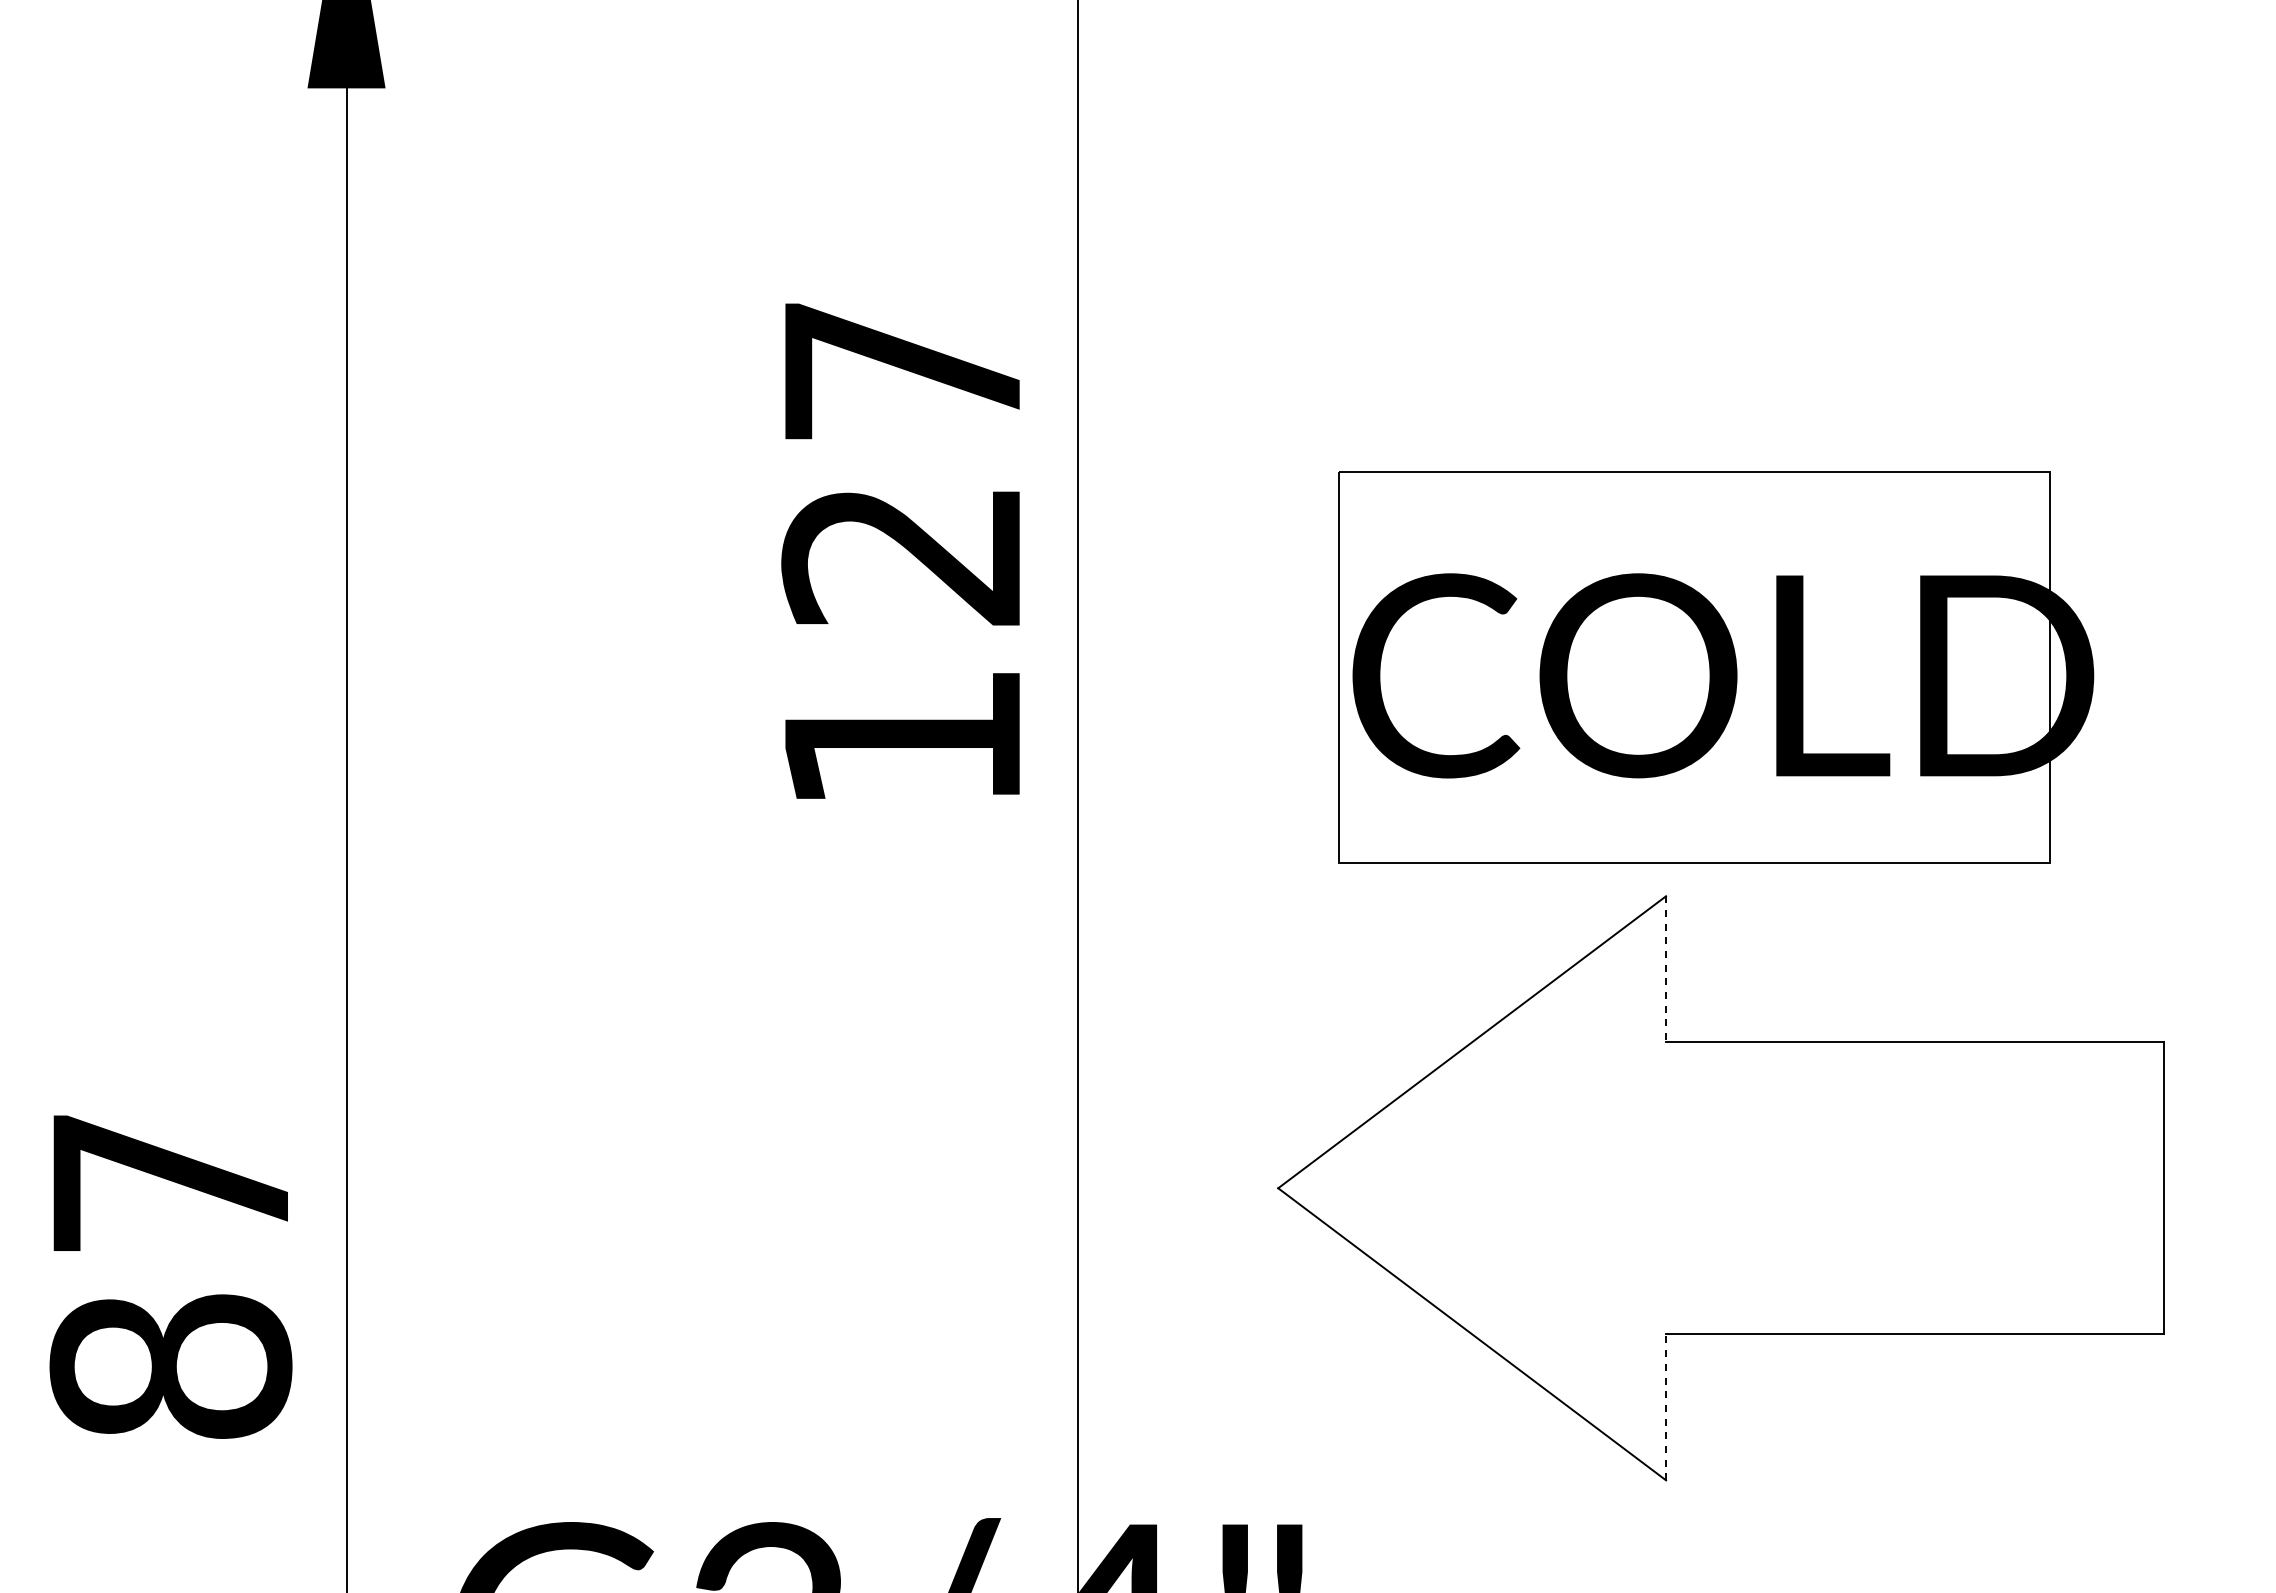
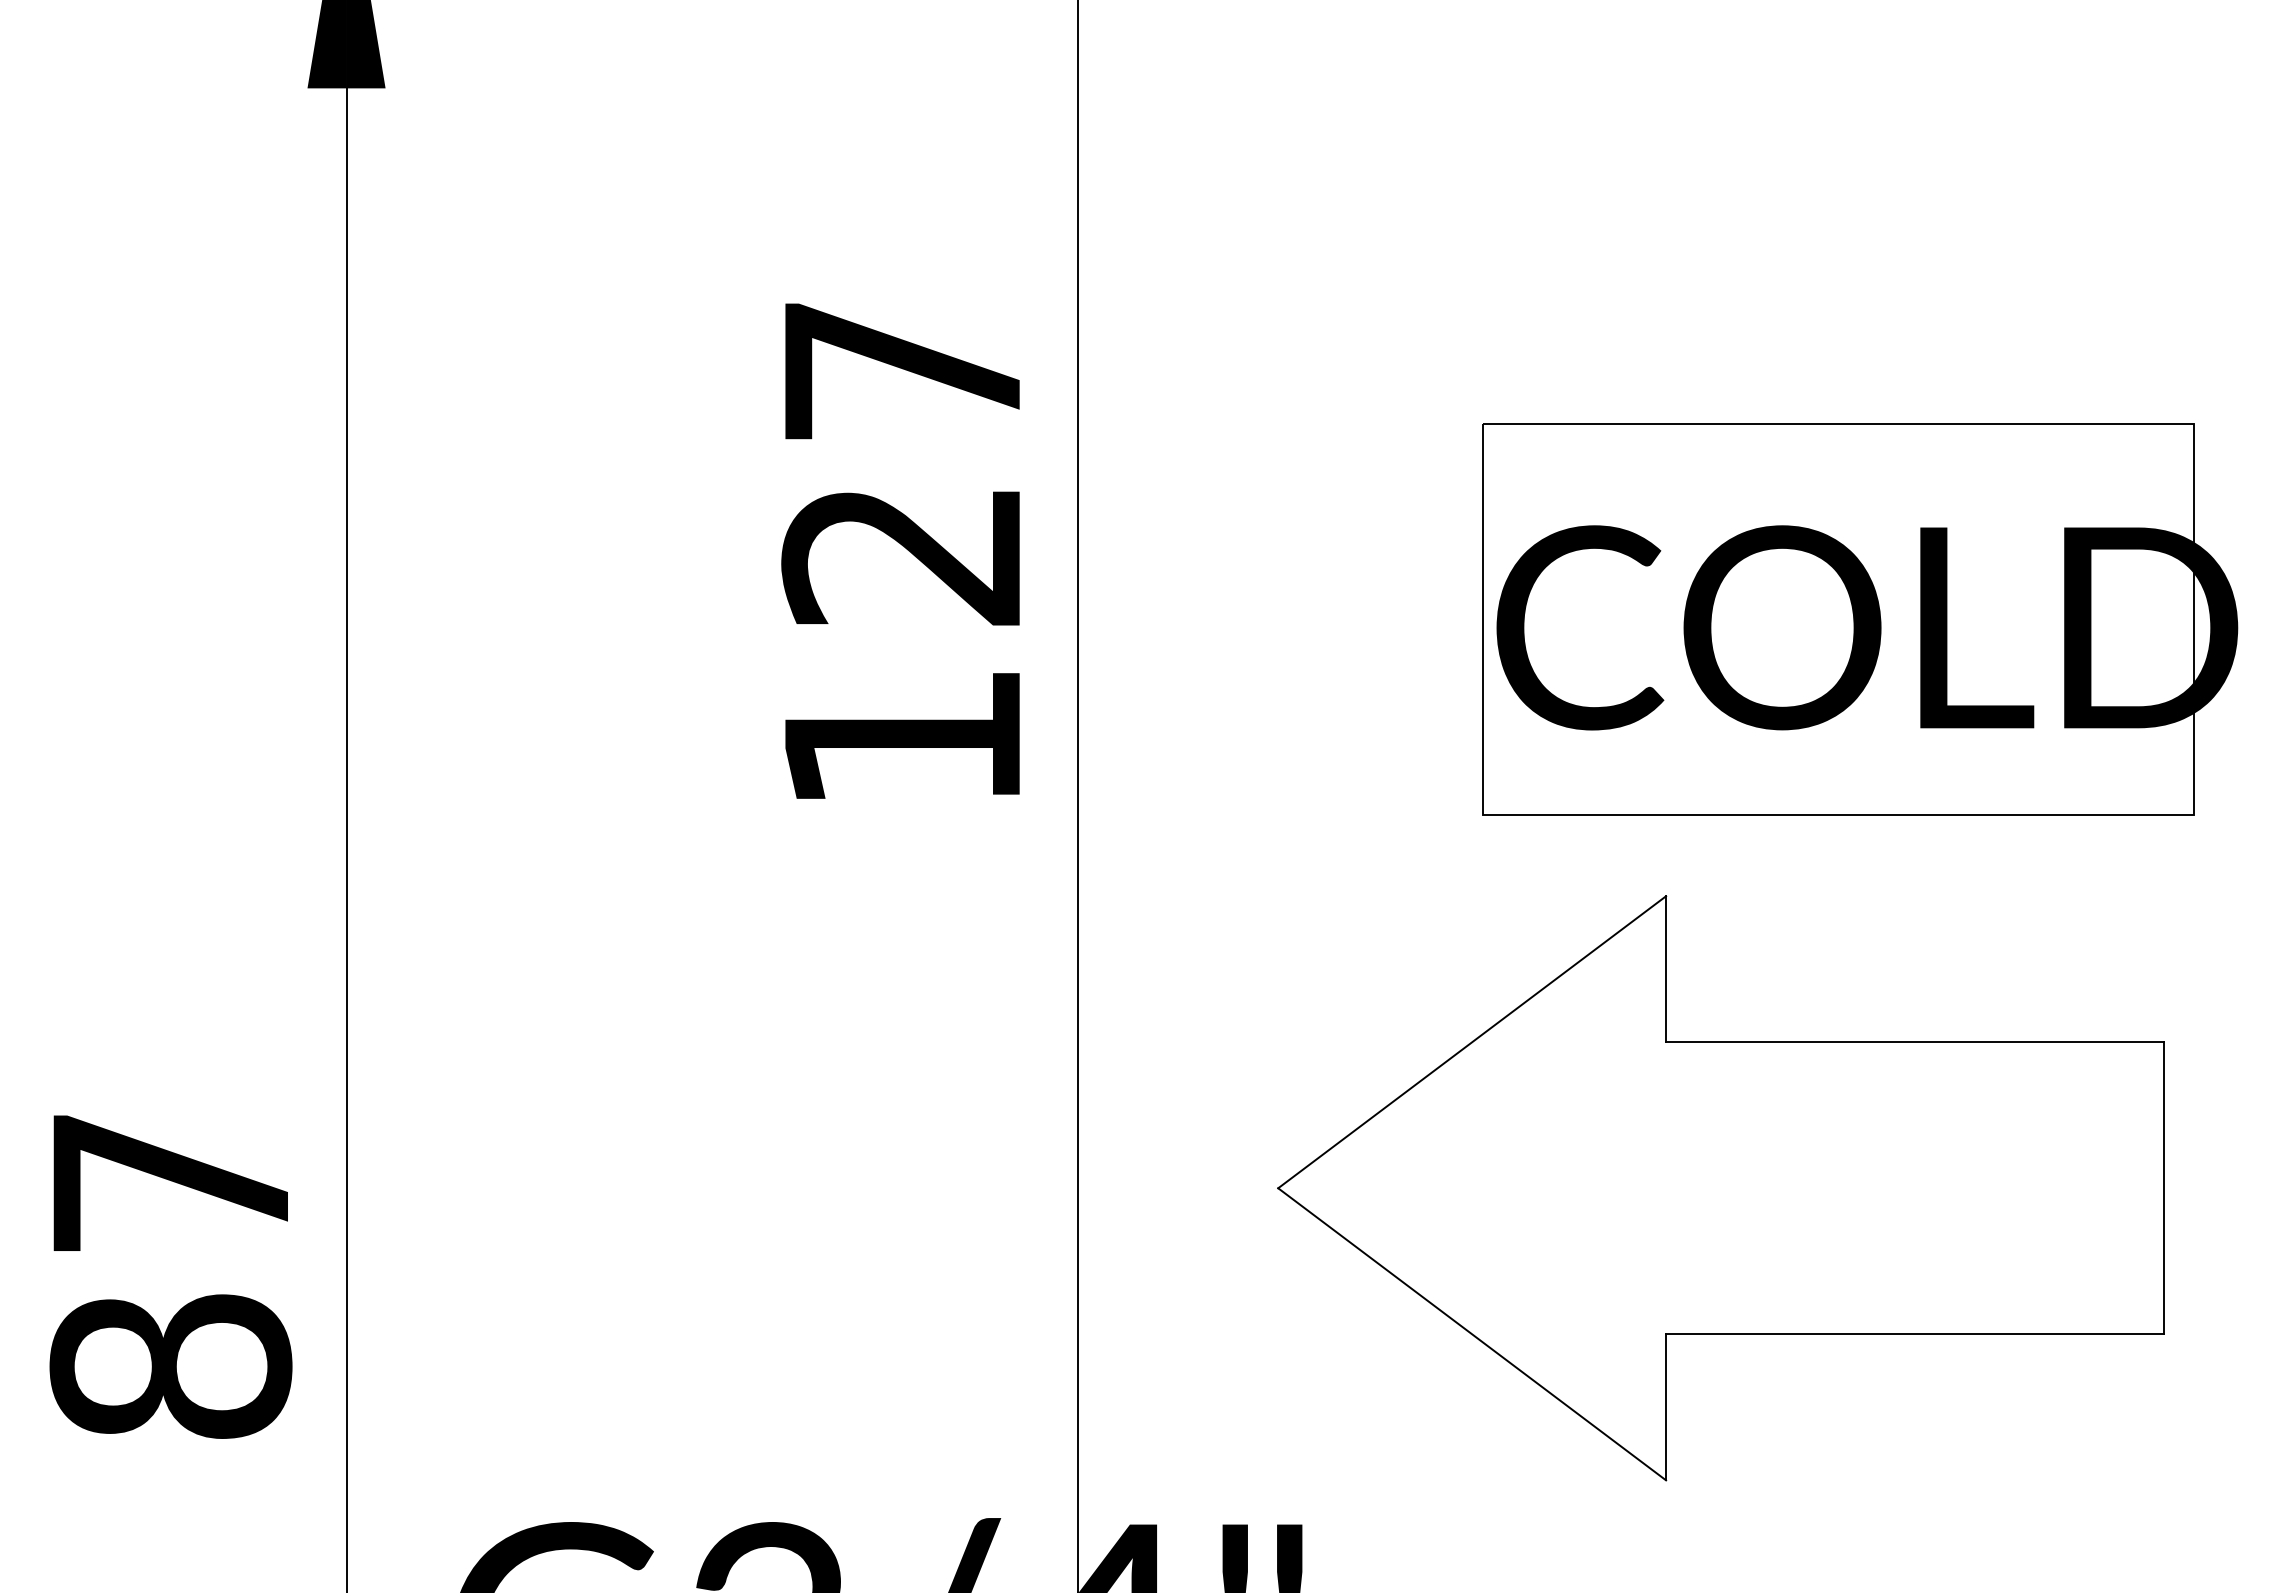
part position: (1716, 667) -> (1860, 619) (1860, 619)
line: dashed -> solid (1666, 969)
line: dashed -> solid (1666, 1406)
